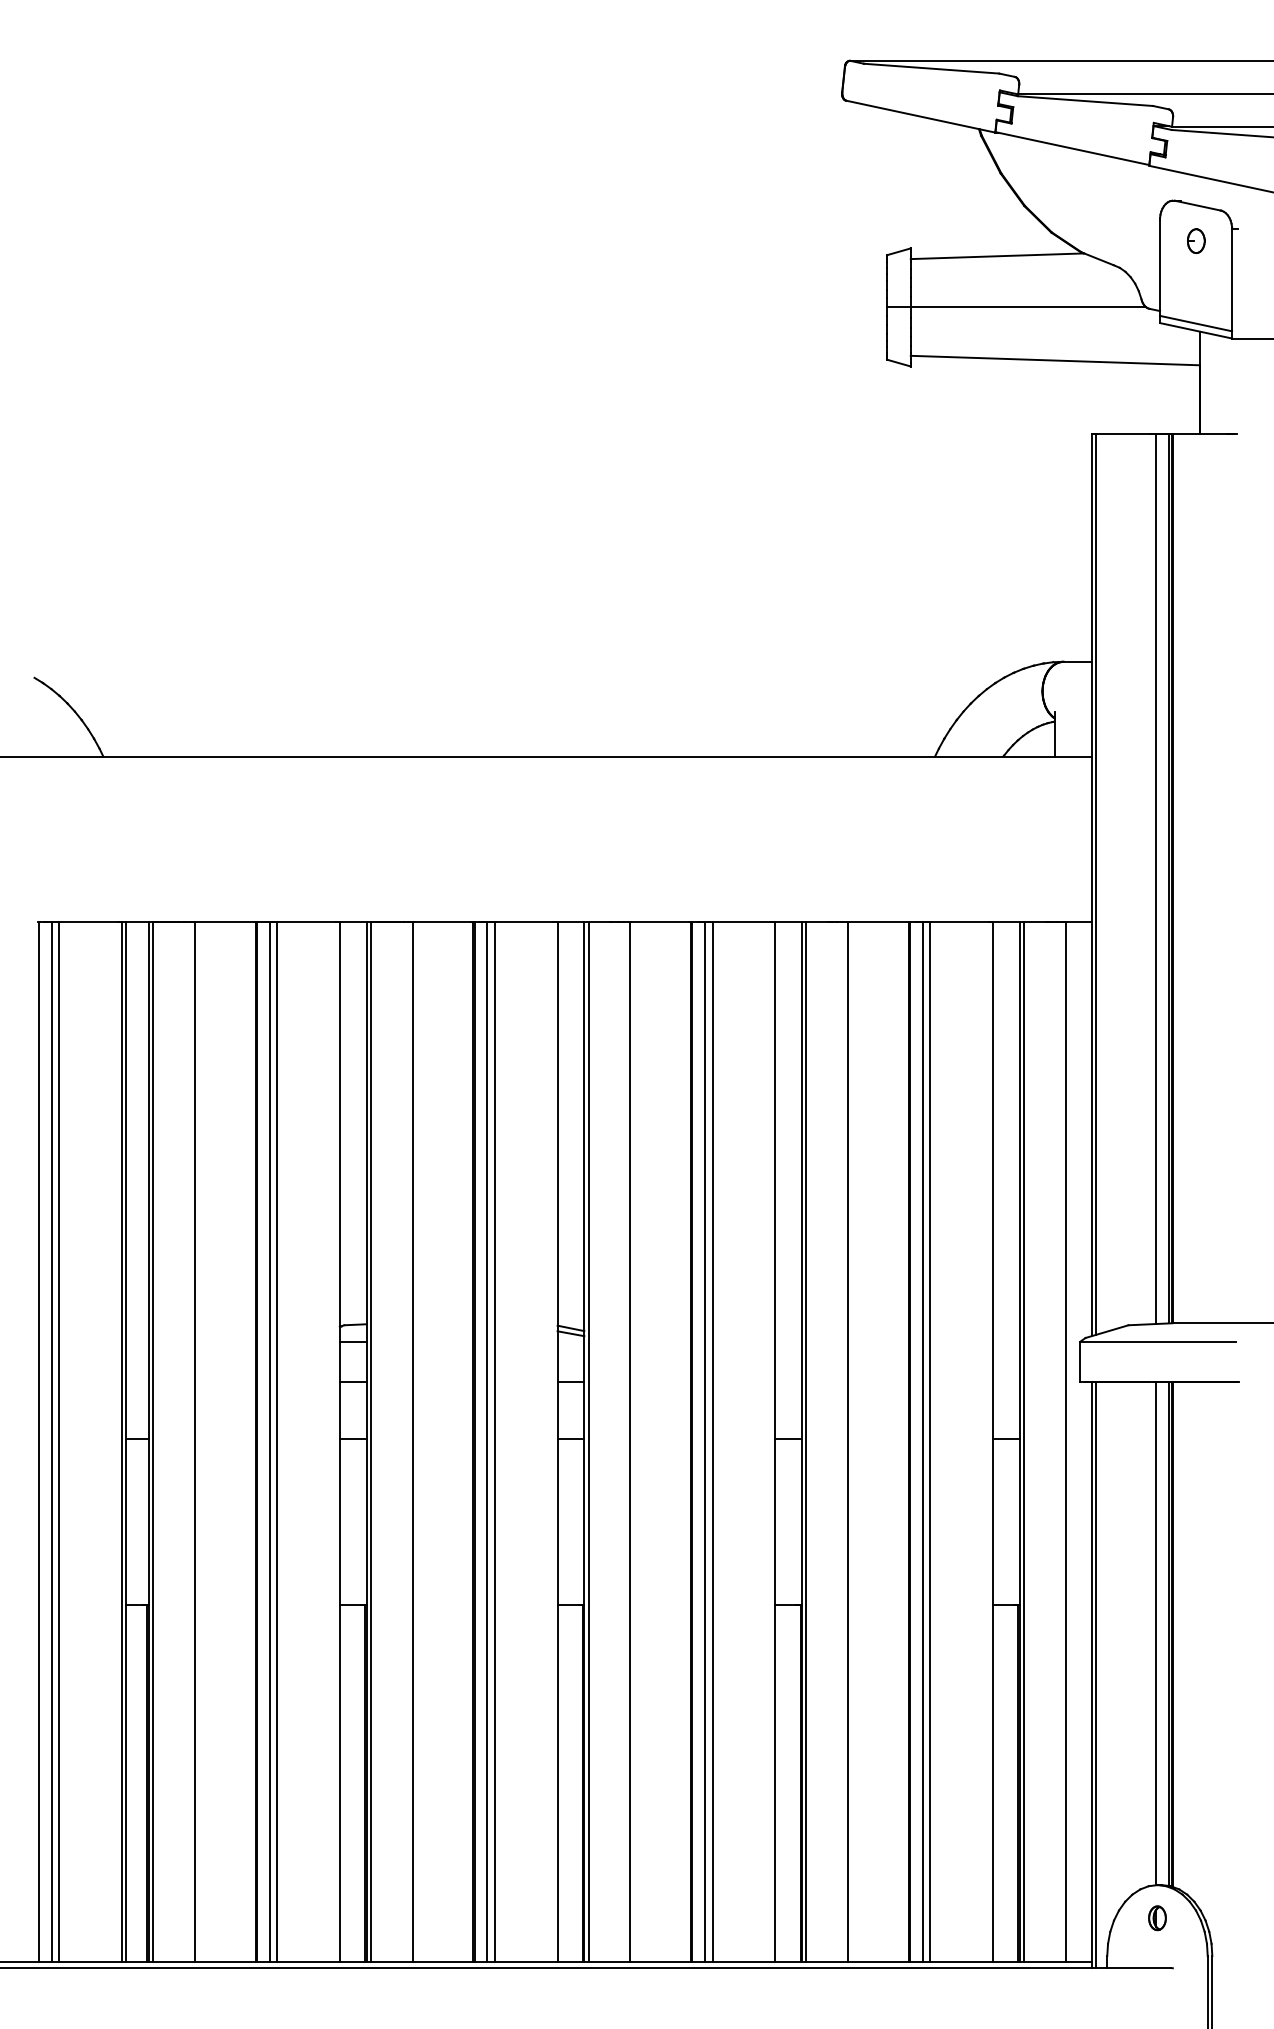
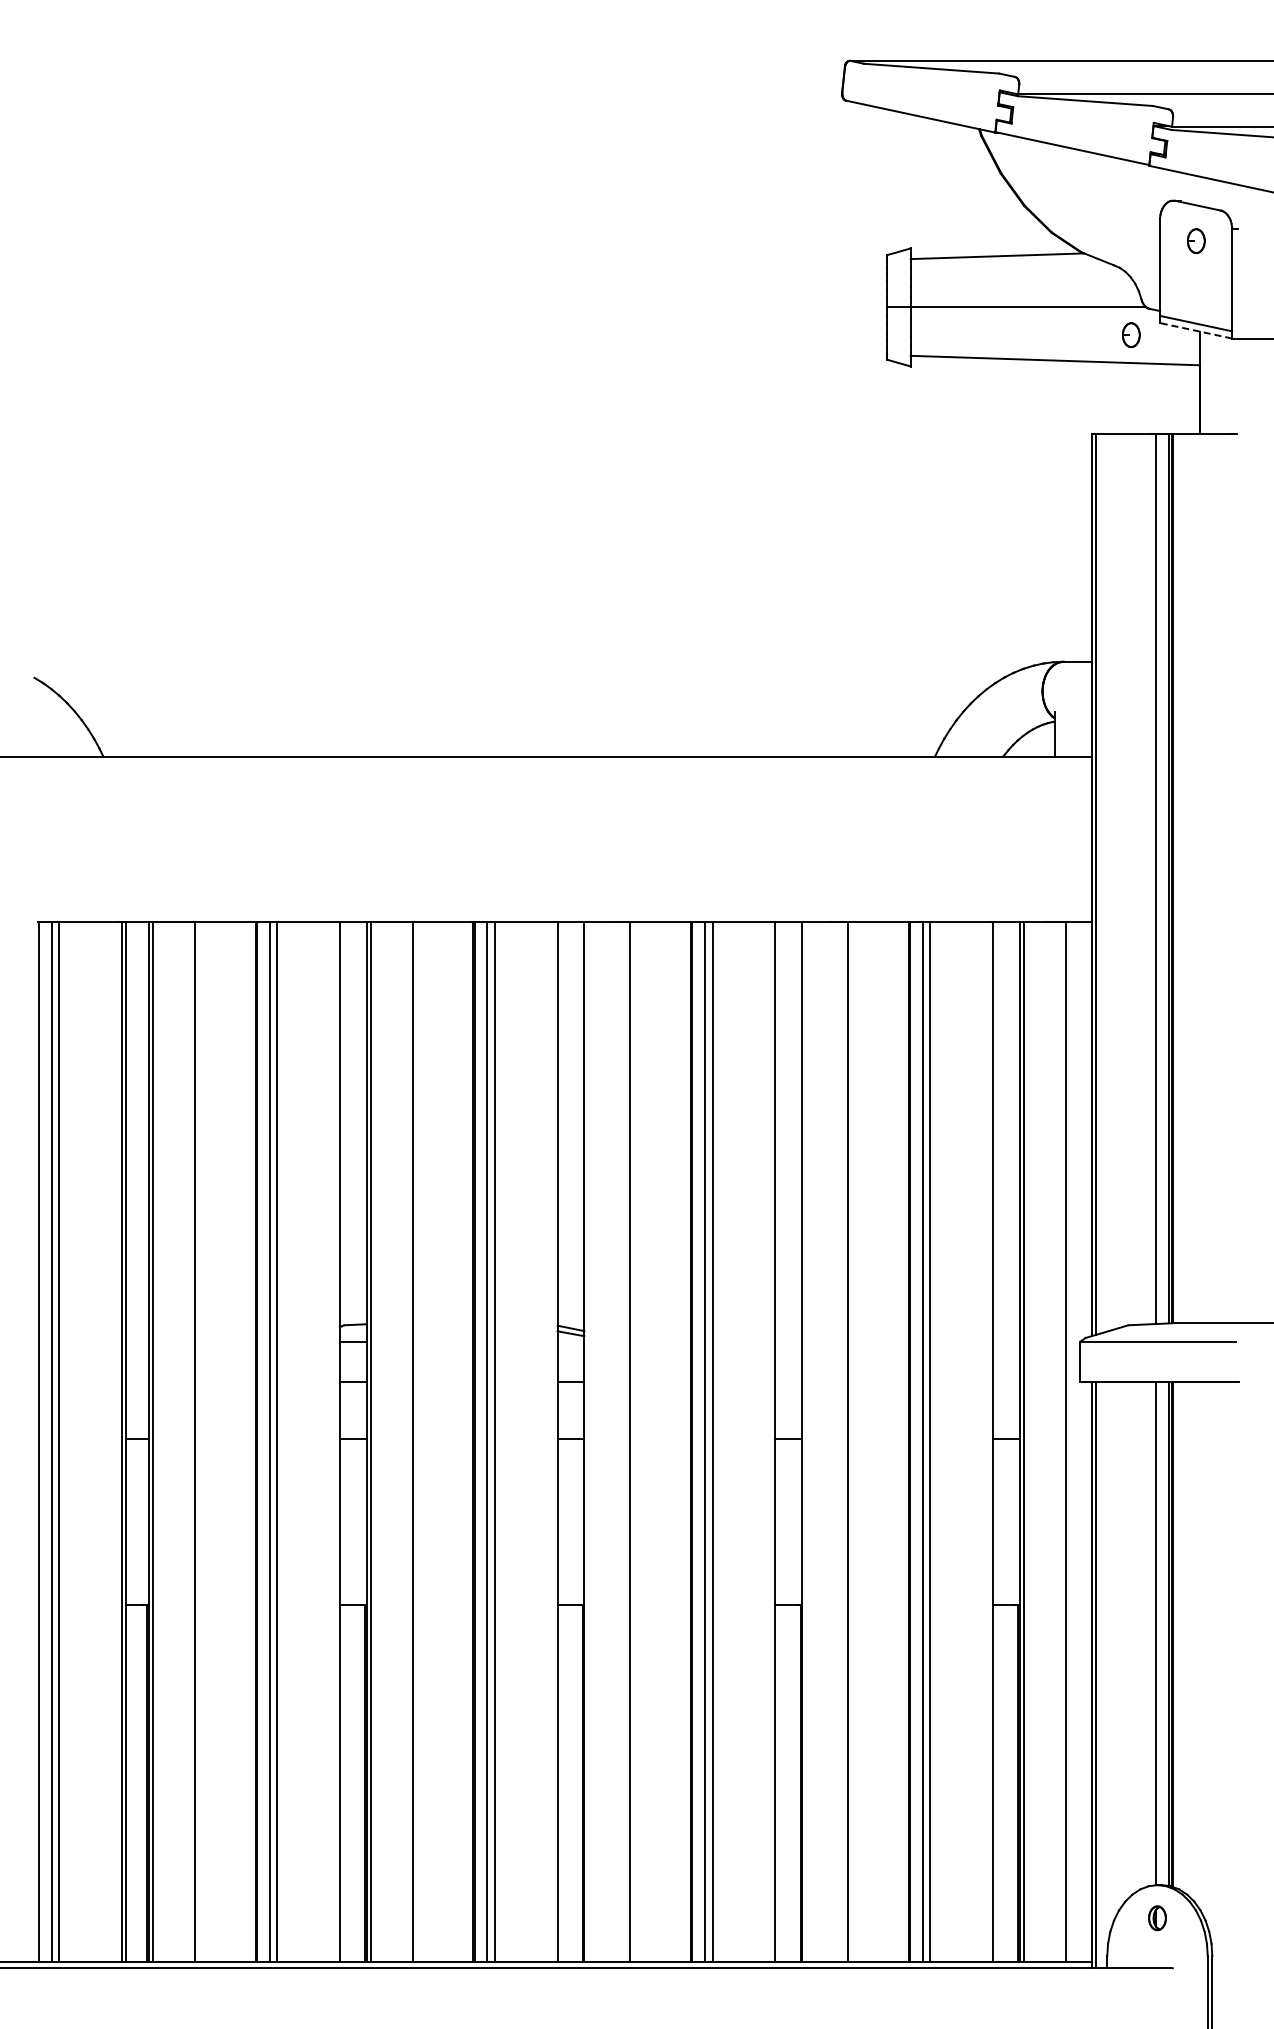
line: solid -> dashed (1196, 330)
part: none -> present (1131, 334)
line: present -> none (588, 1441)
line: present -> none (806, 1441)
